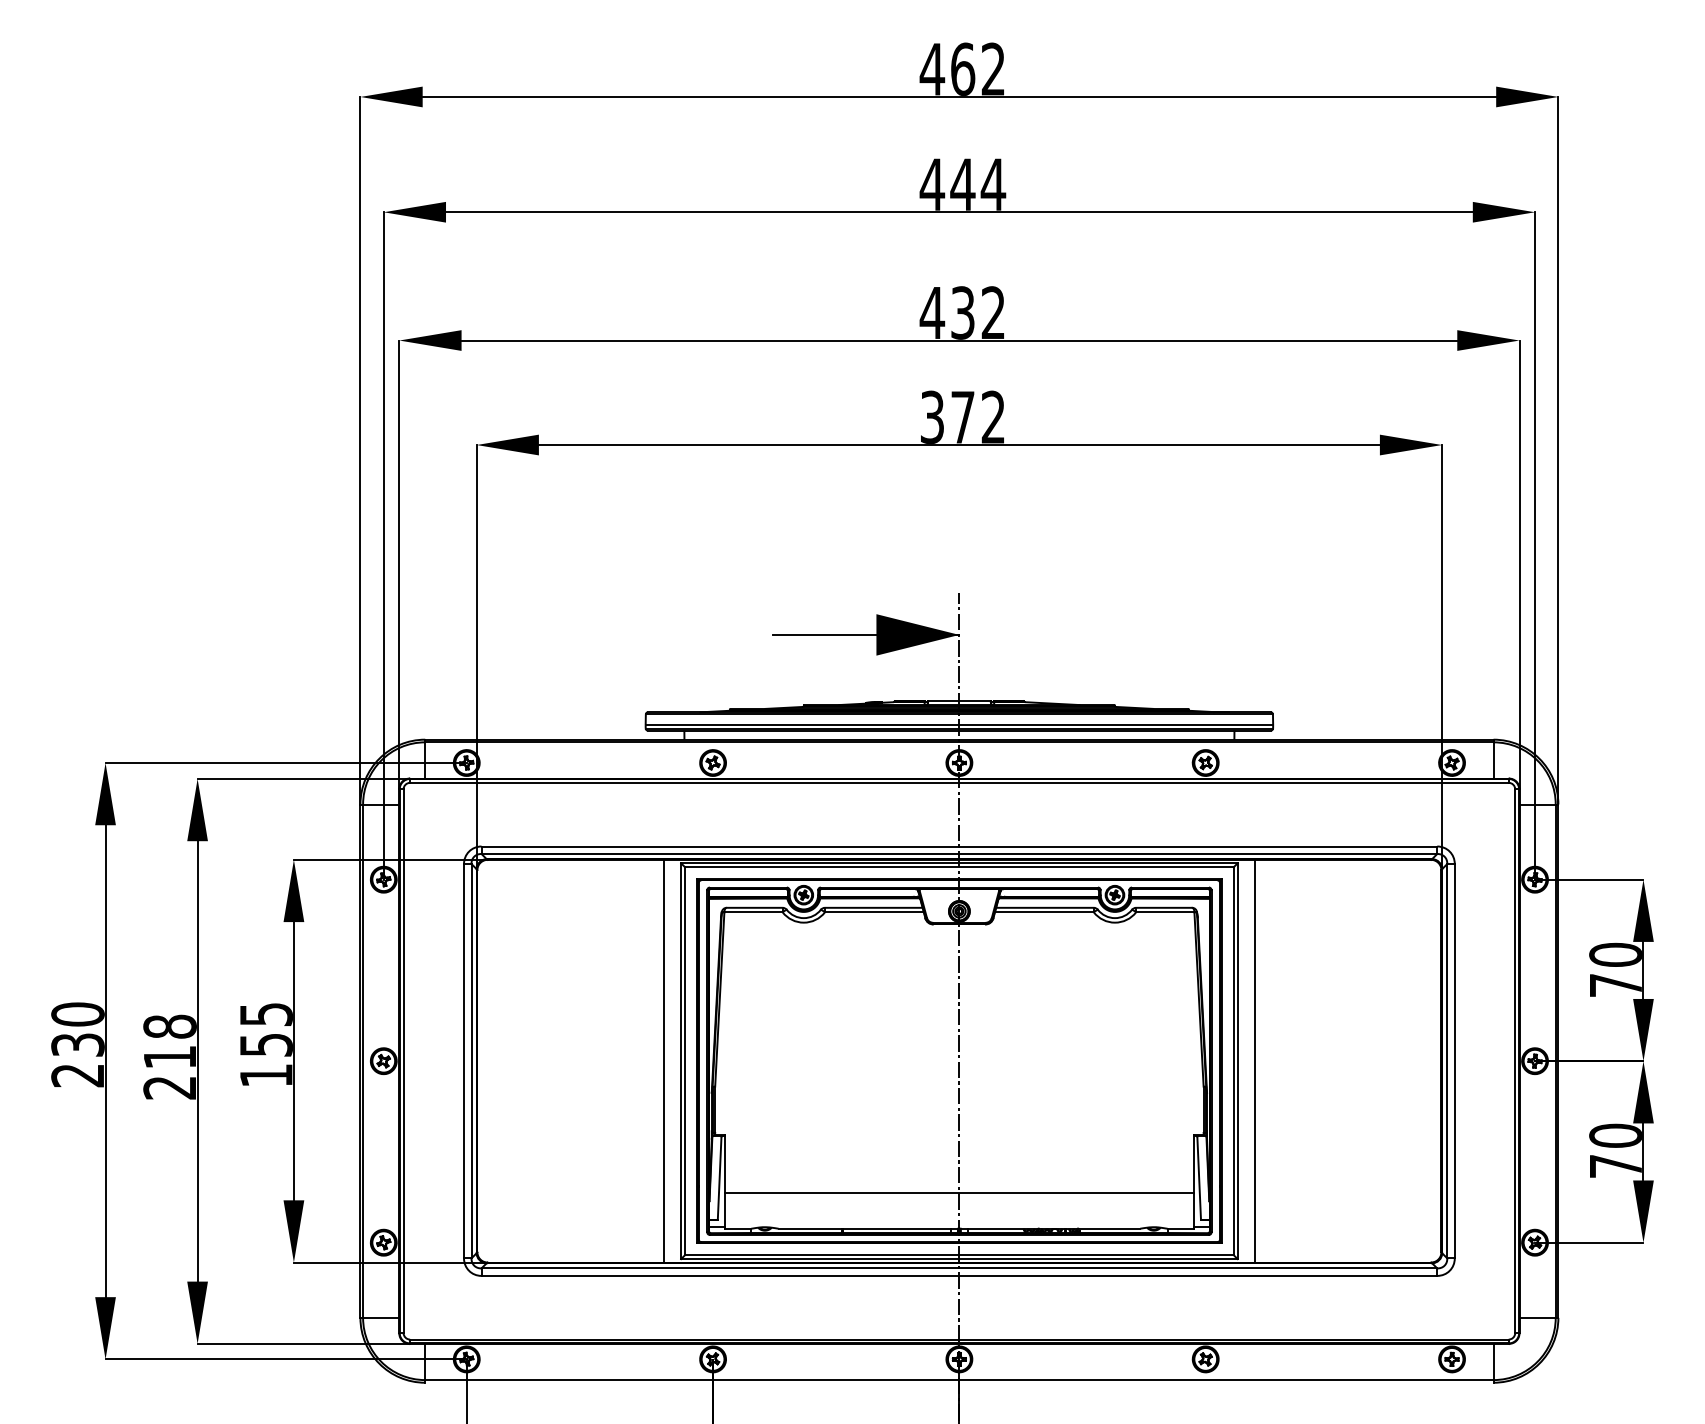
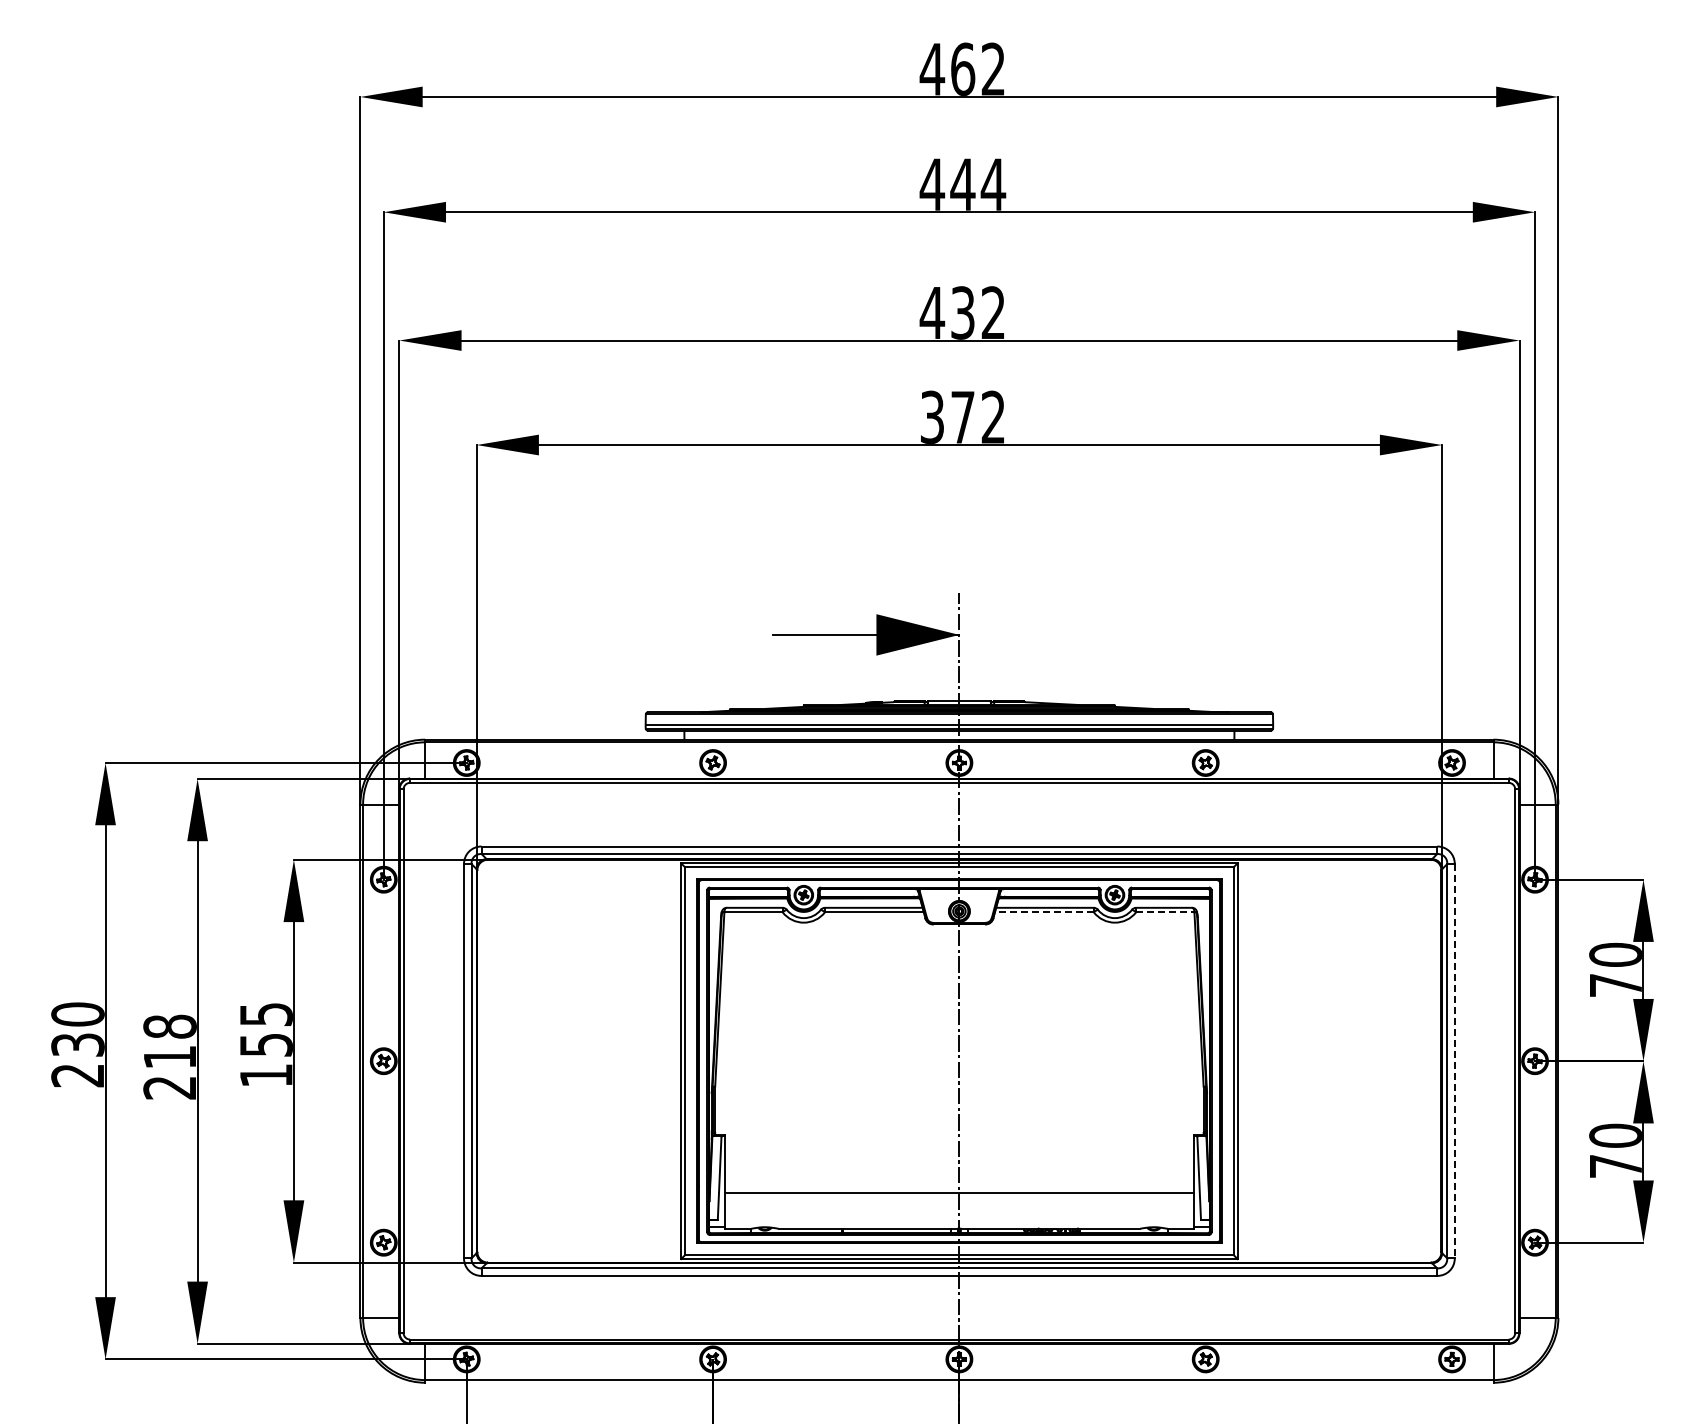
line: solid -> dashed (1043, 912)
line: solid -> dashed (1165, 912)
line: present -> none (663, 1060)
line: present -> none (1255, 1060)
line: solid -> dashed (1454, 1061)
